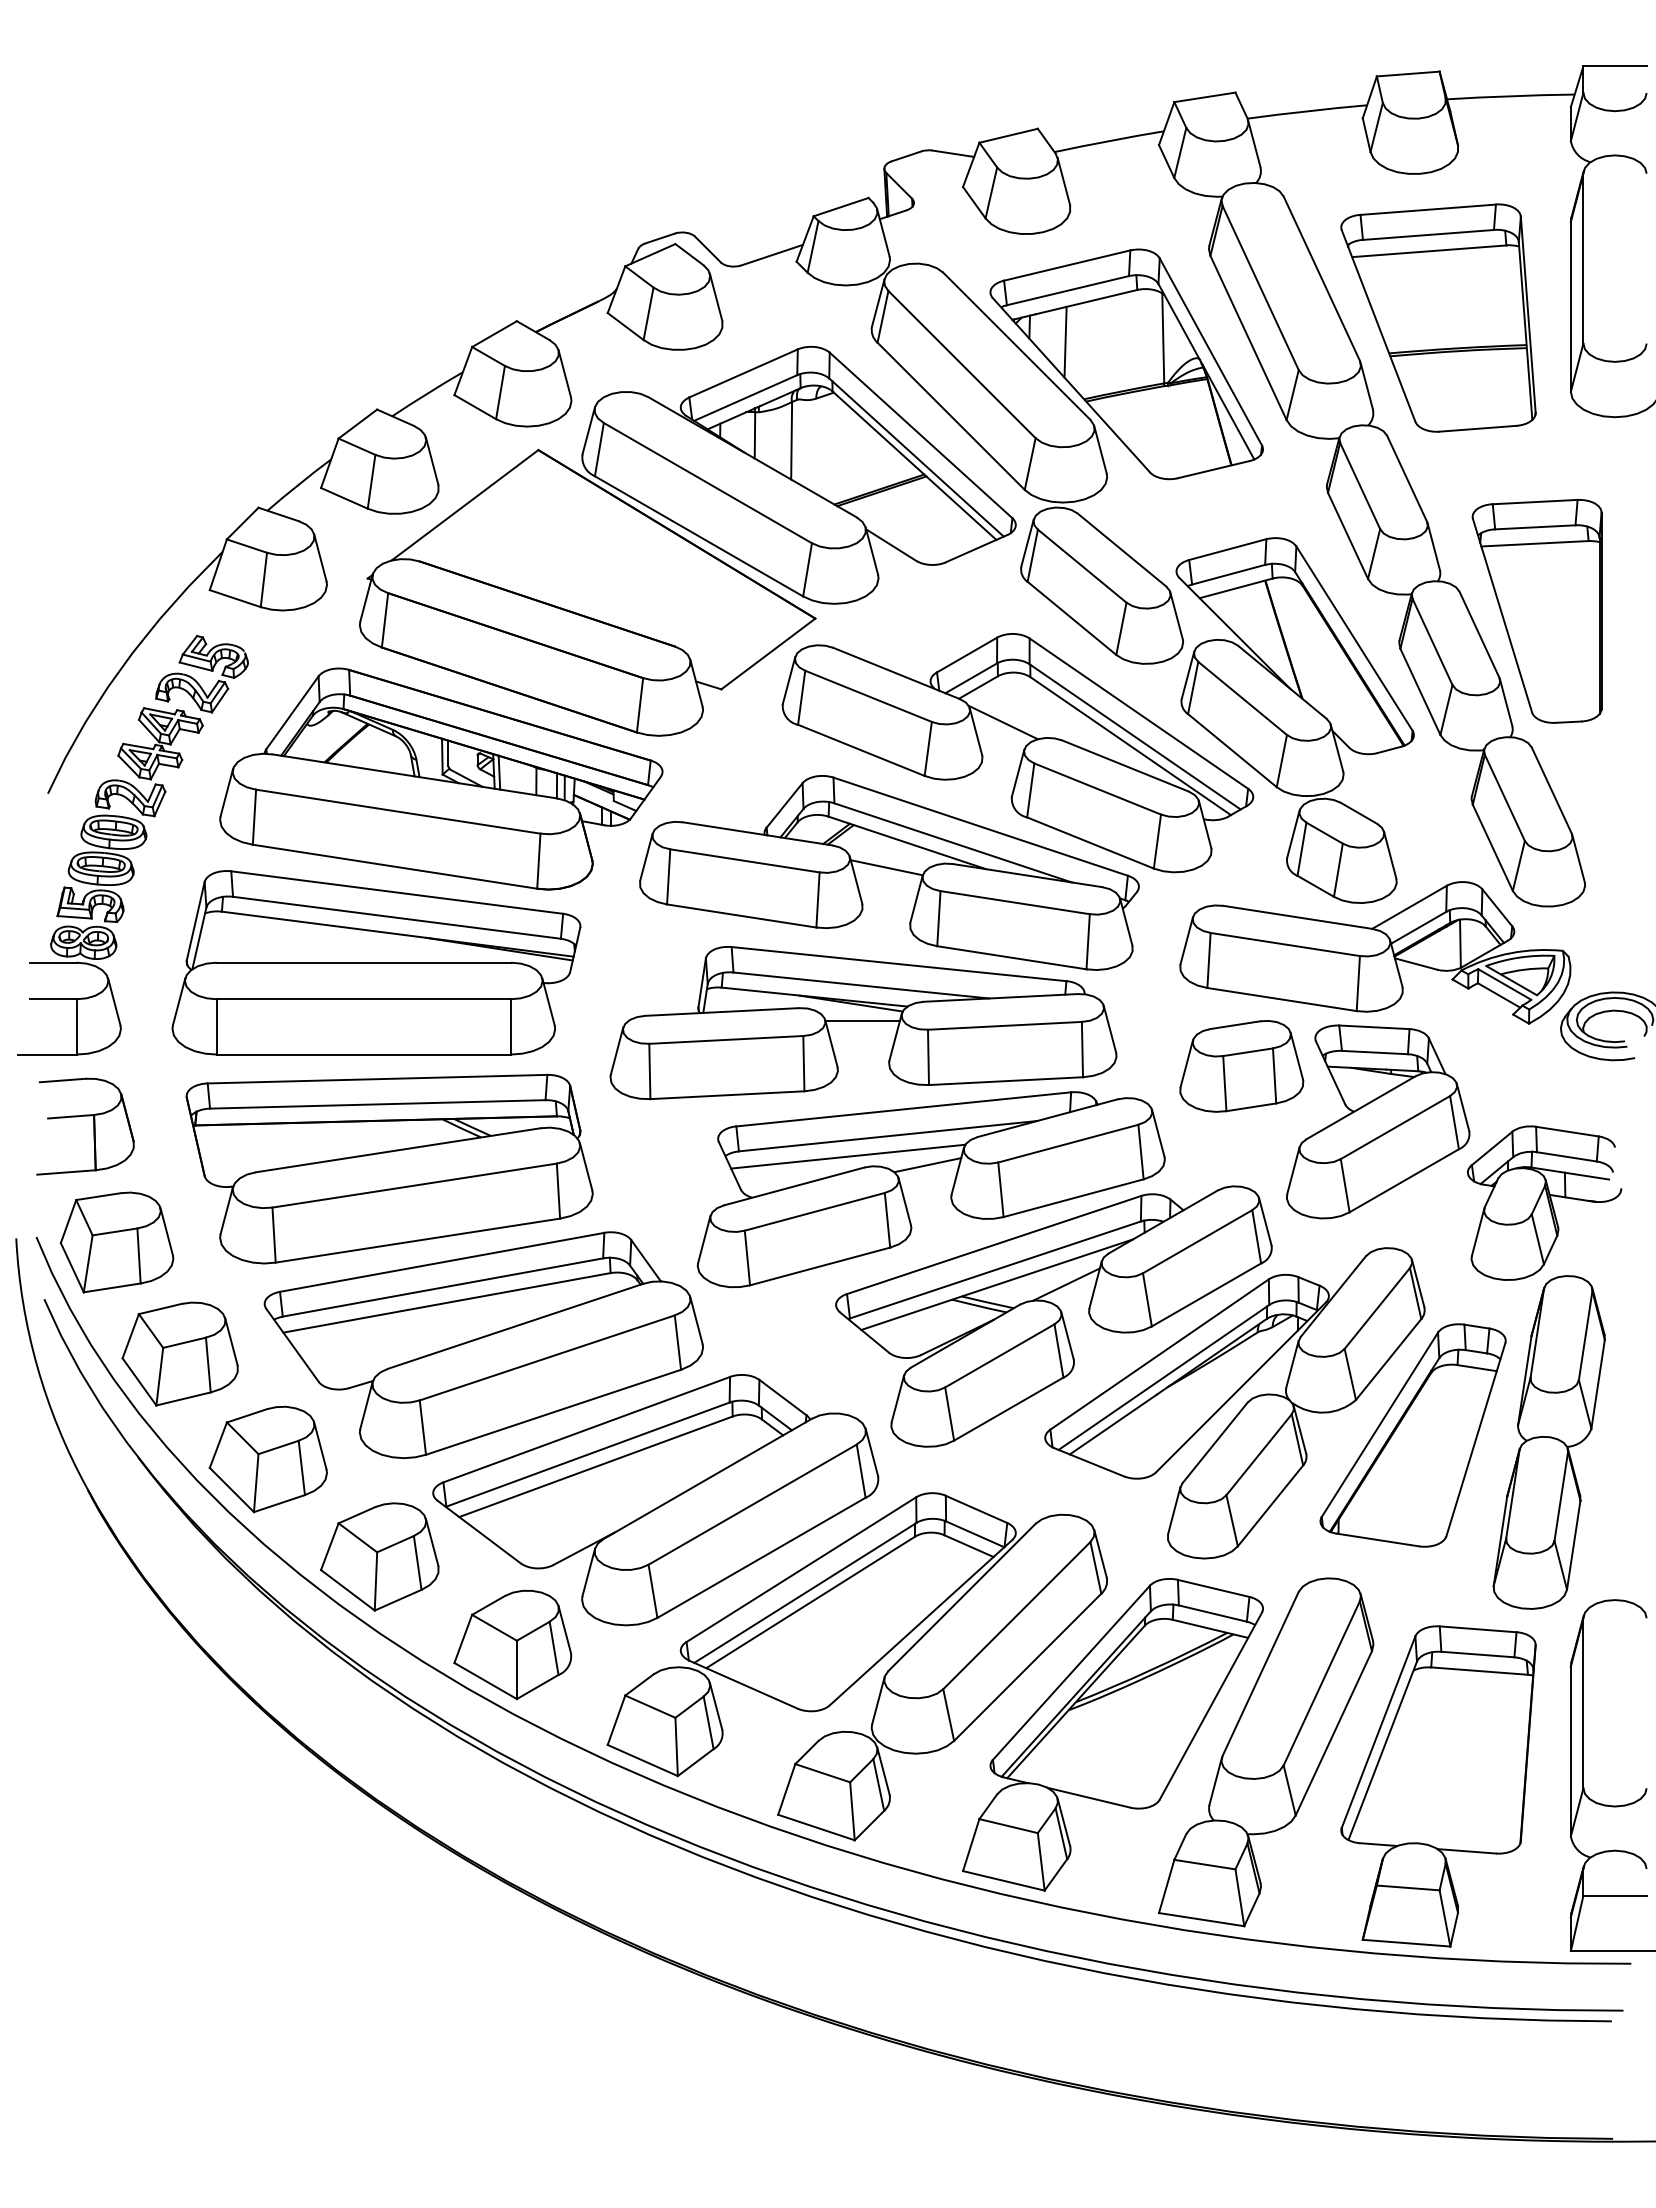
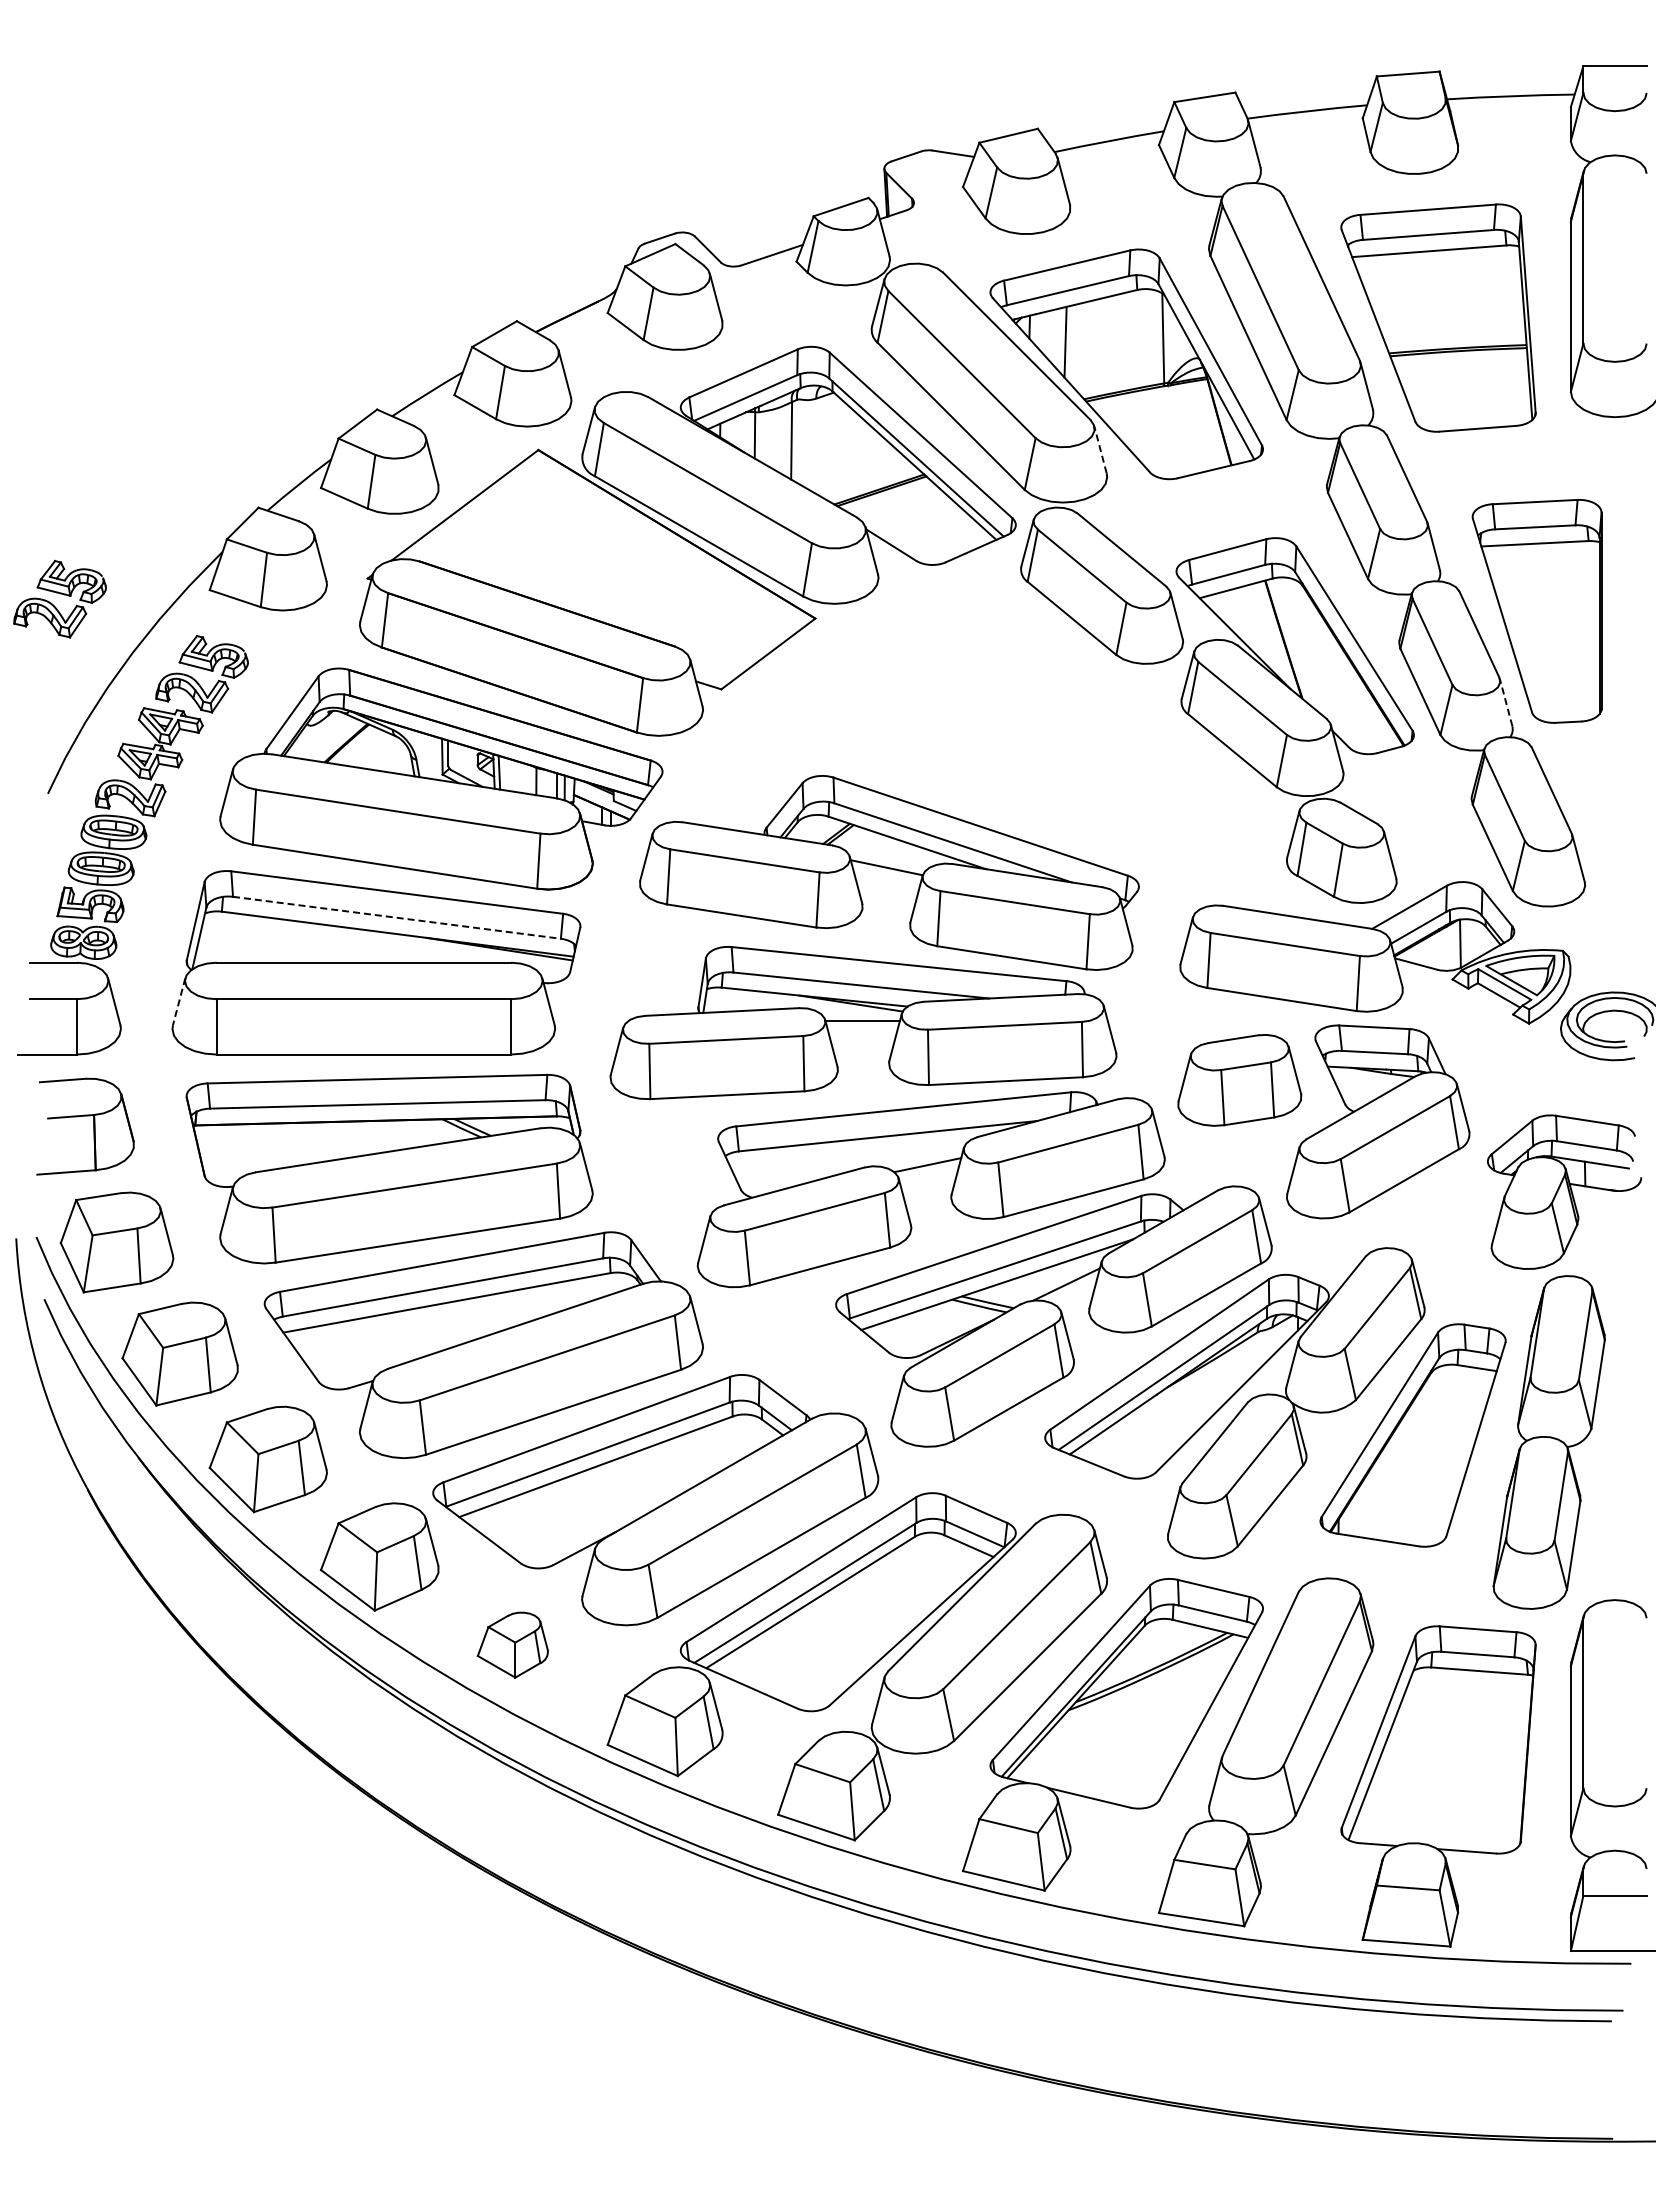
line: solid -> dashed (1100, 449)
part: none -> present (59, 599)
line: solid -> dashed (1506, 702)
part: present -> none (1017, 753)
line: solid -> dashed (397, 917)
line: solid -> dashed (179, 1002)
part position: (1241, 1066) -> (1239, 1080) (1239, 1080)
line: present -> none (848, 1156)
part position: (1544, 1202) -> (1564, 1191) (1564, 1191)
part size: 120x111 px -> 73x68 px (512, 1644)
